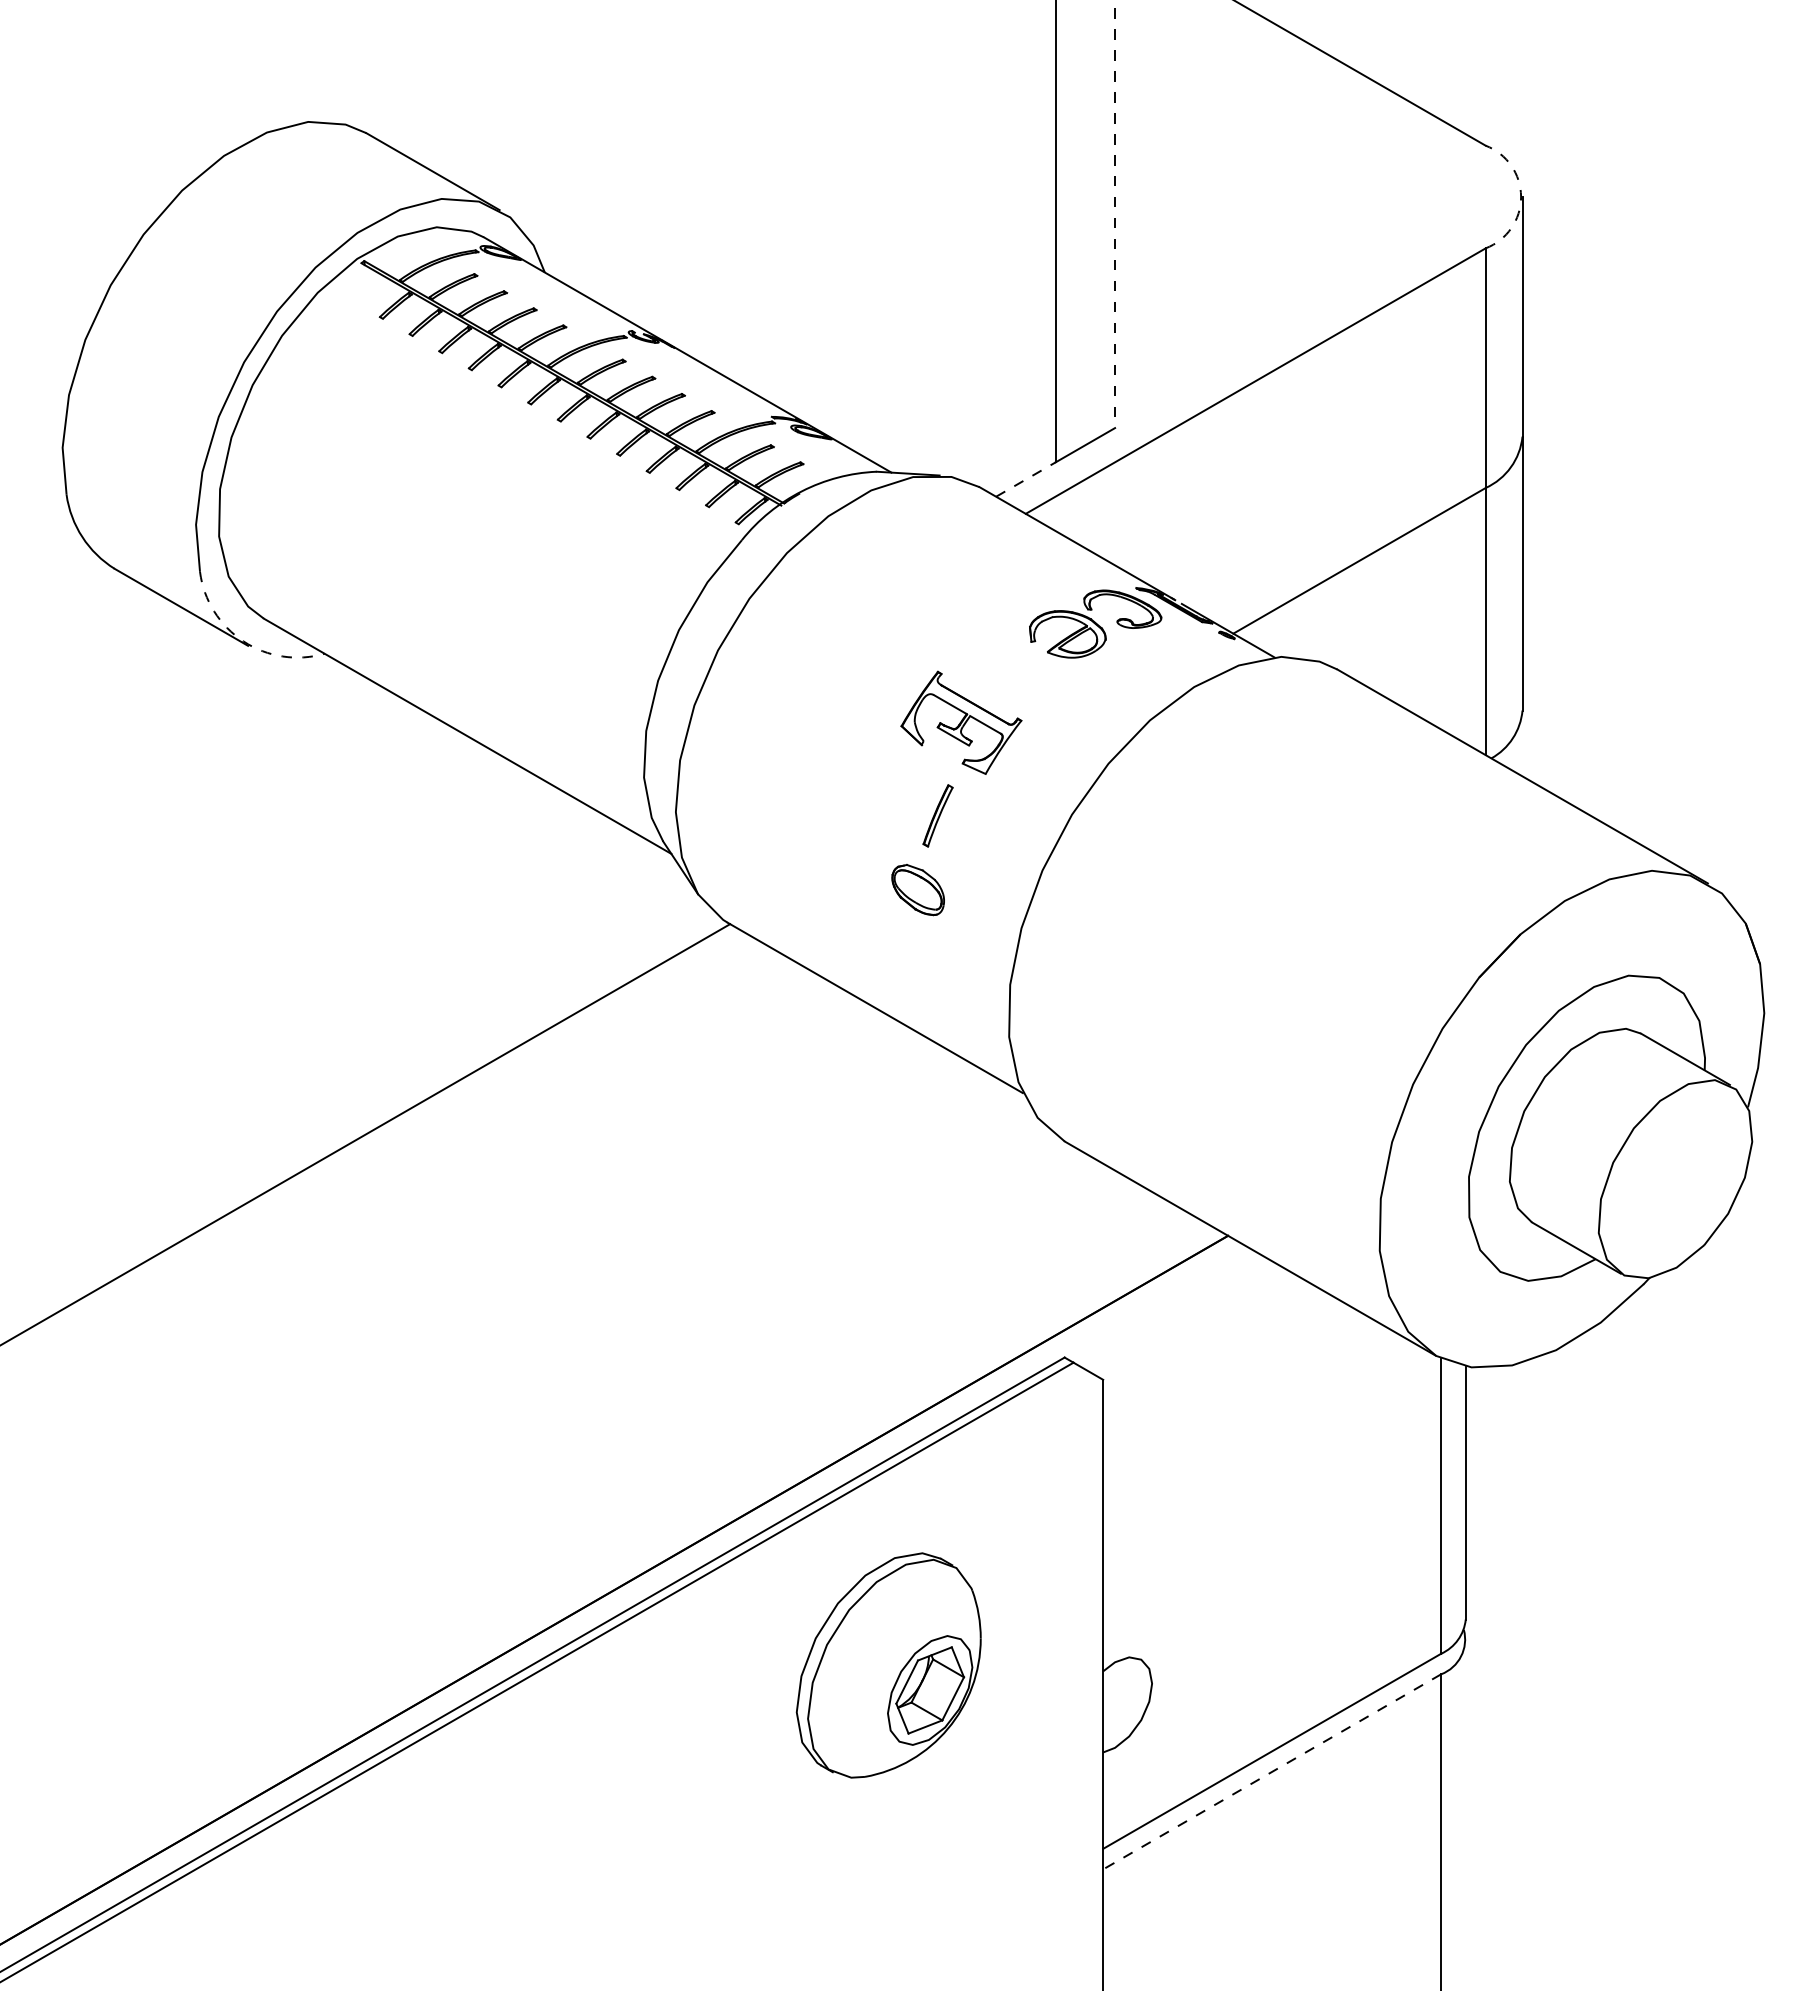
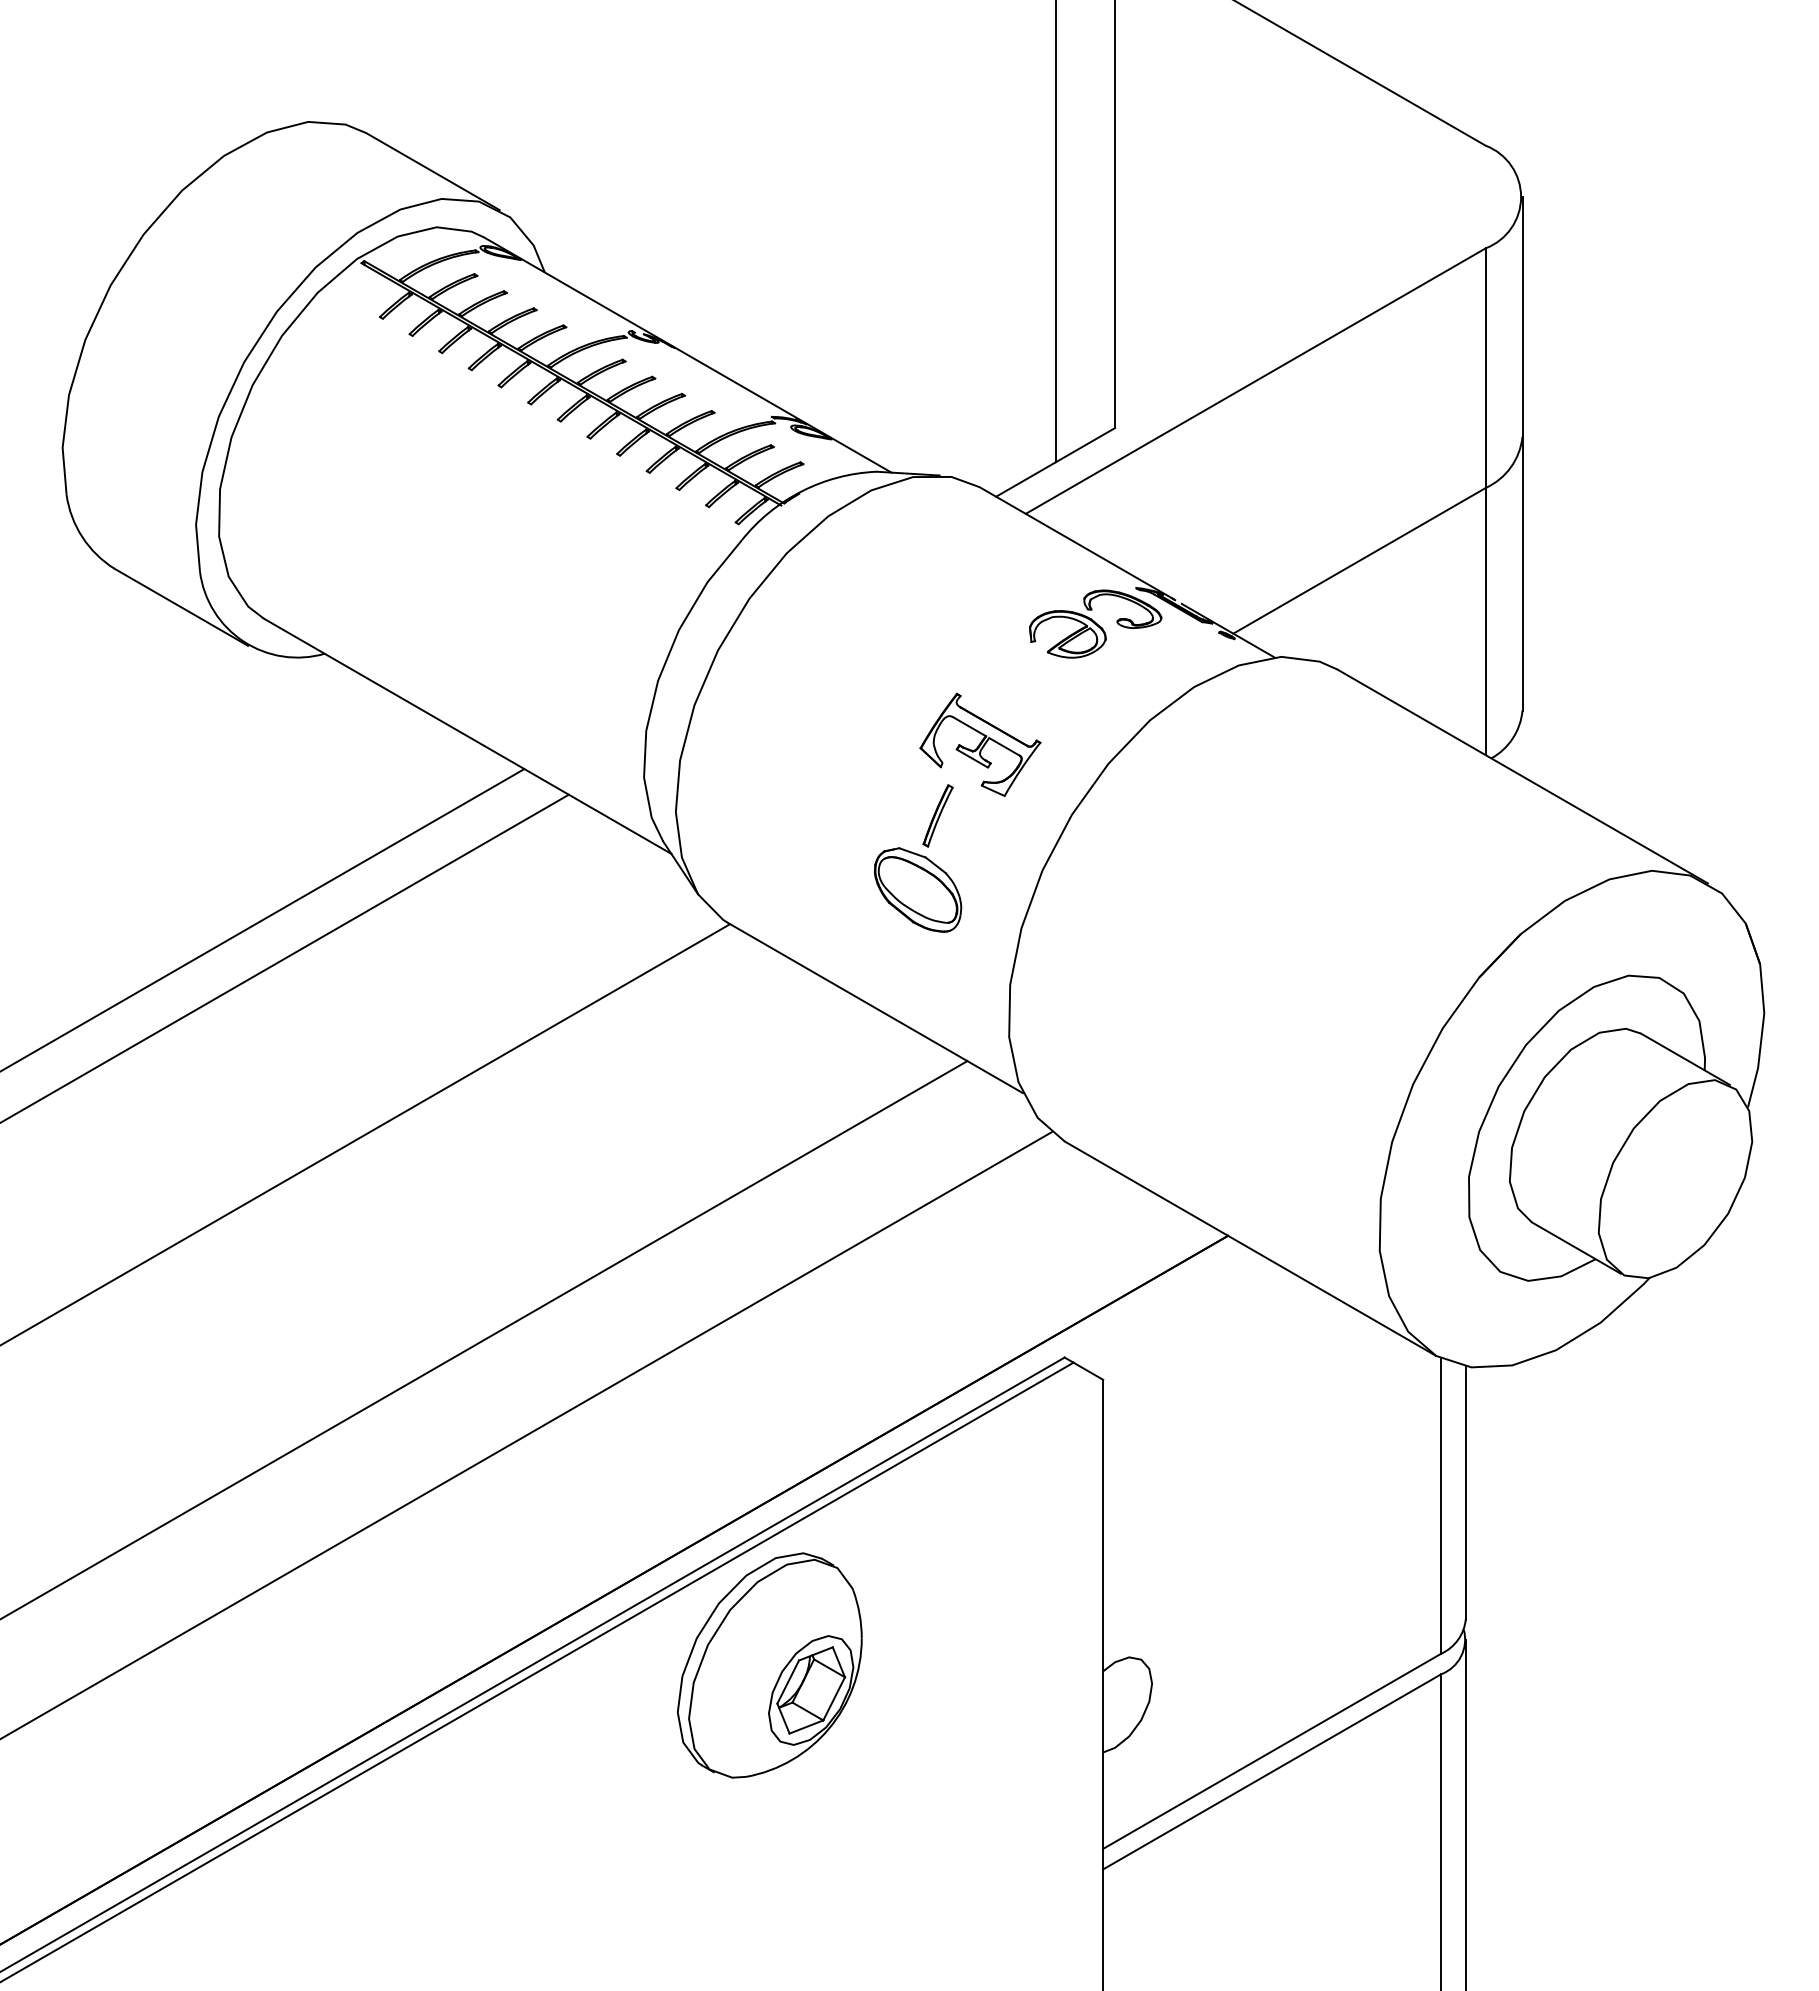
arc: dashed -> solid (1521, 197)
line: dashed -> solid (1115, 214)
line: dashed -> solid (1026, 479)
arc: dashed -> solid (243, 641)
part position: (961, 722) -> (980, 744) (980, 744)
part size: 54x53 px -> 89x86 px (918, 889)
line: none -> present (263, 919)
line: none -> present (285, 957)
line: none -> present (484, 1339)
line: none -> present (526, 1434)
part position: (888, 1665) -> (769, 1665) (769, 1665)
line: dashed -> solid (1271, 1772)
line: none -> present (1465, 1813)
